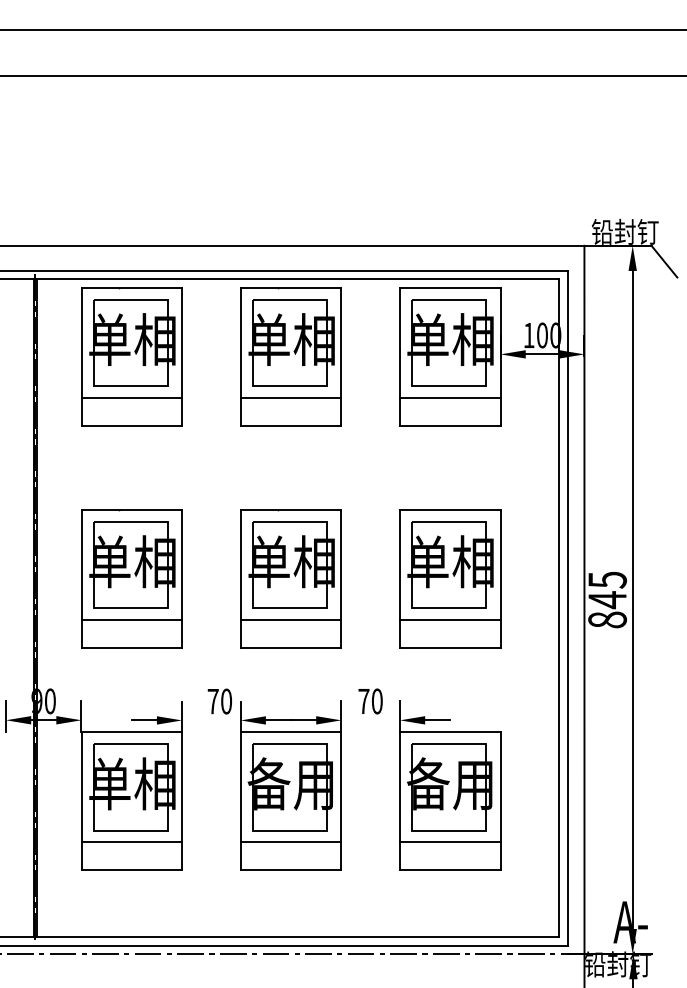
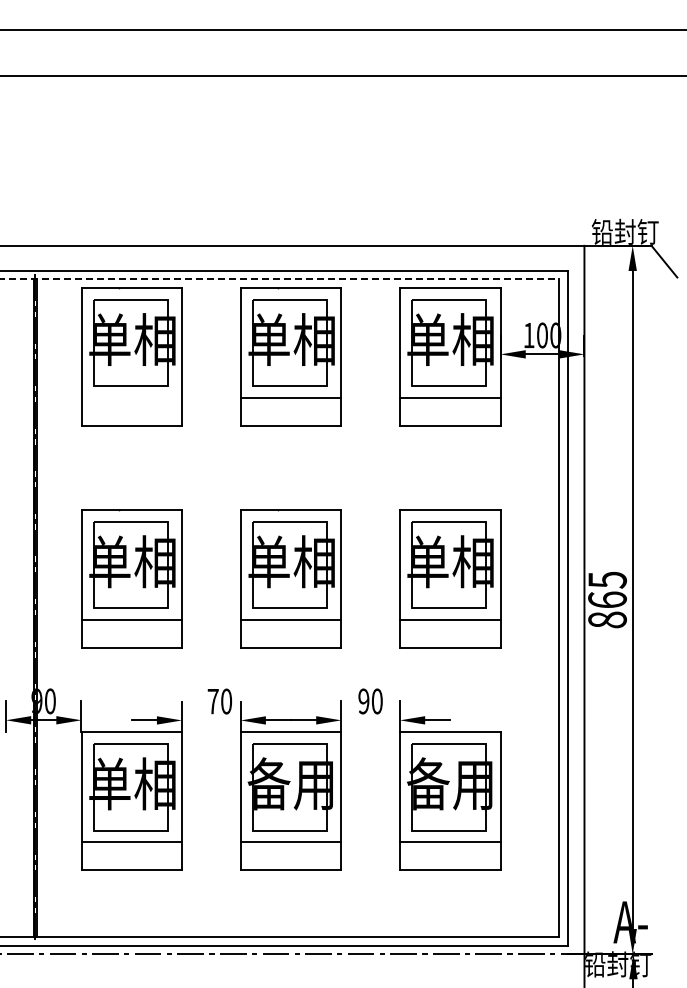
line: solid -> dashed (280, 279)
line: present -> none (131, 397)
text: 845 -> 865 (607, 600)
text: 70 -> 90 (363, 701)
